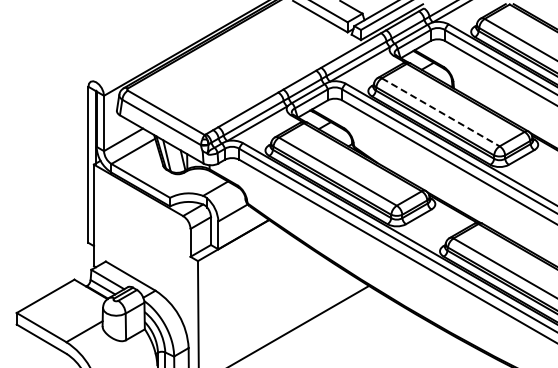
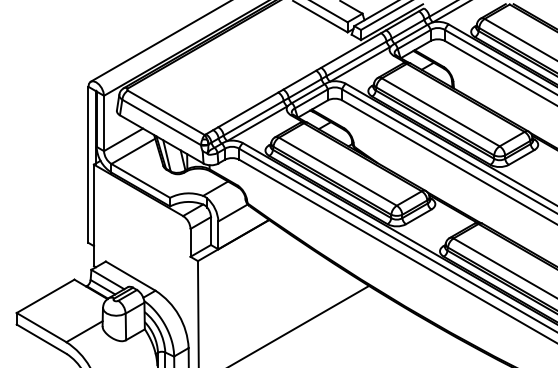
line: none -> present (159, 41)
line: dashed -> solid (441, 112)
